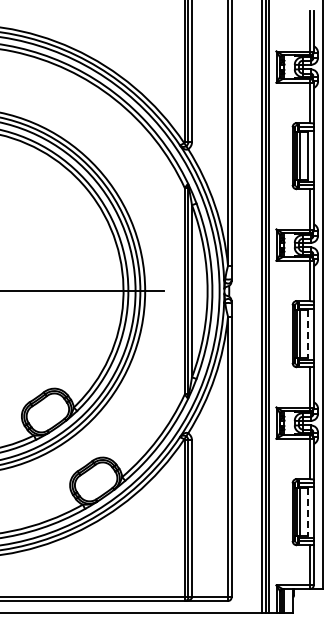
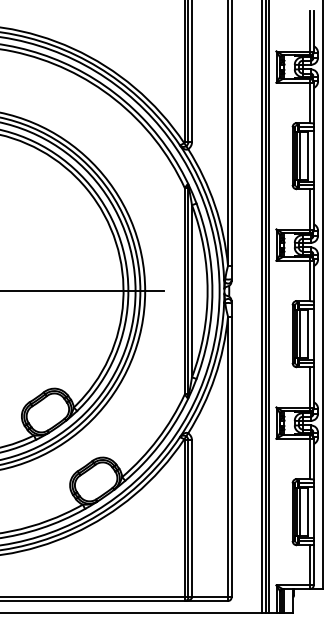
line: dashed -> solid (308, 334)
line: dashed -> solid (308, 512)
